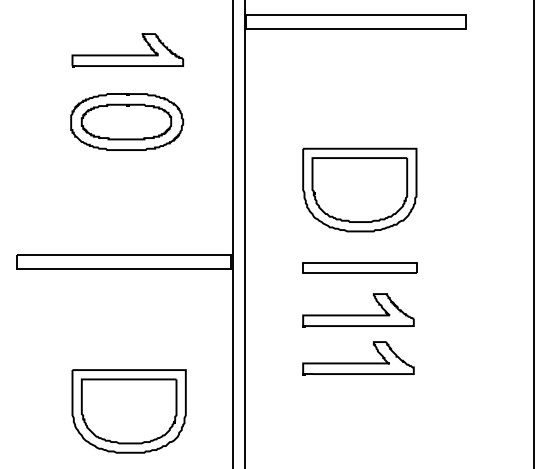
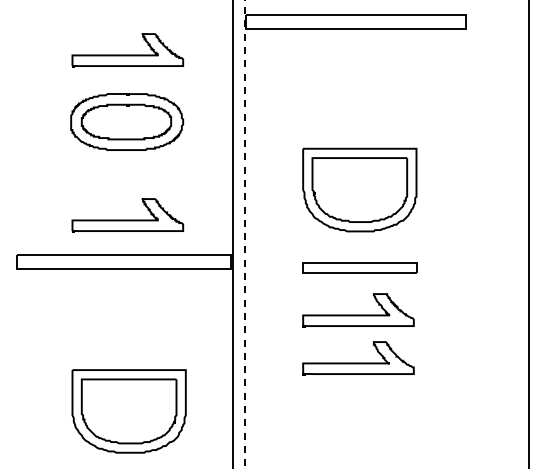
part: none -> present (127, 215)
line position: (533, 233) -> (528, 233) (528, 233)
line: solid -> dashed (244, 234)
